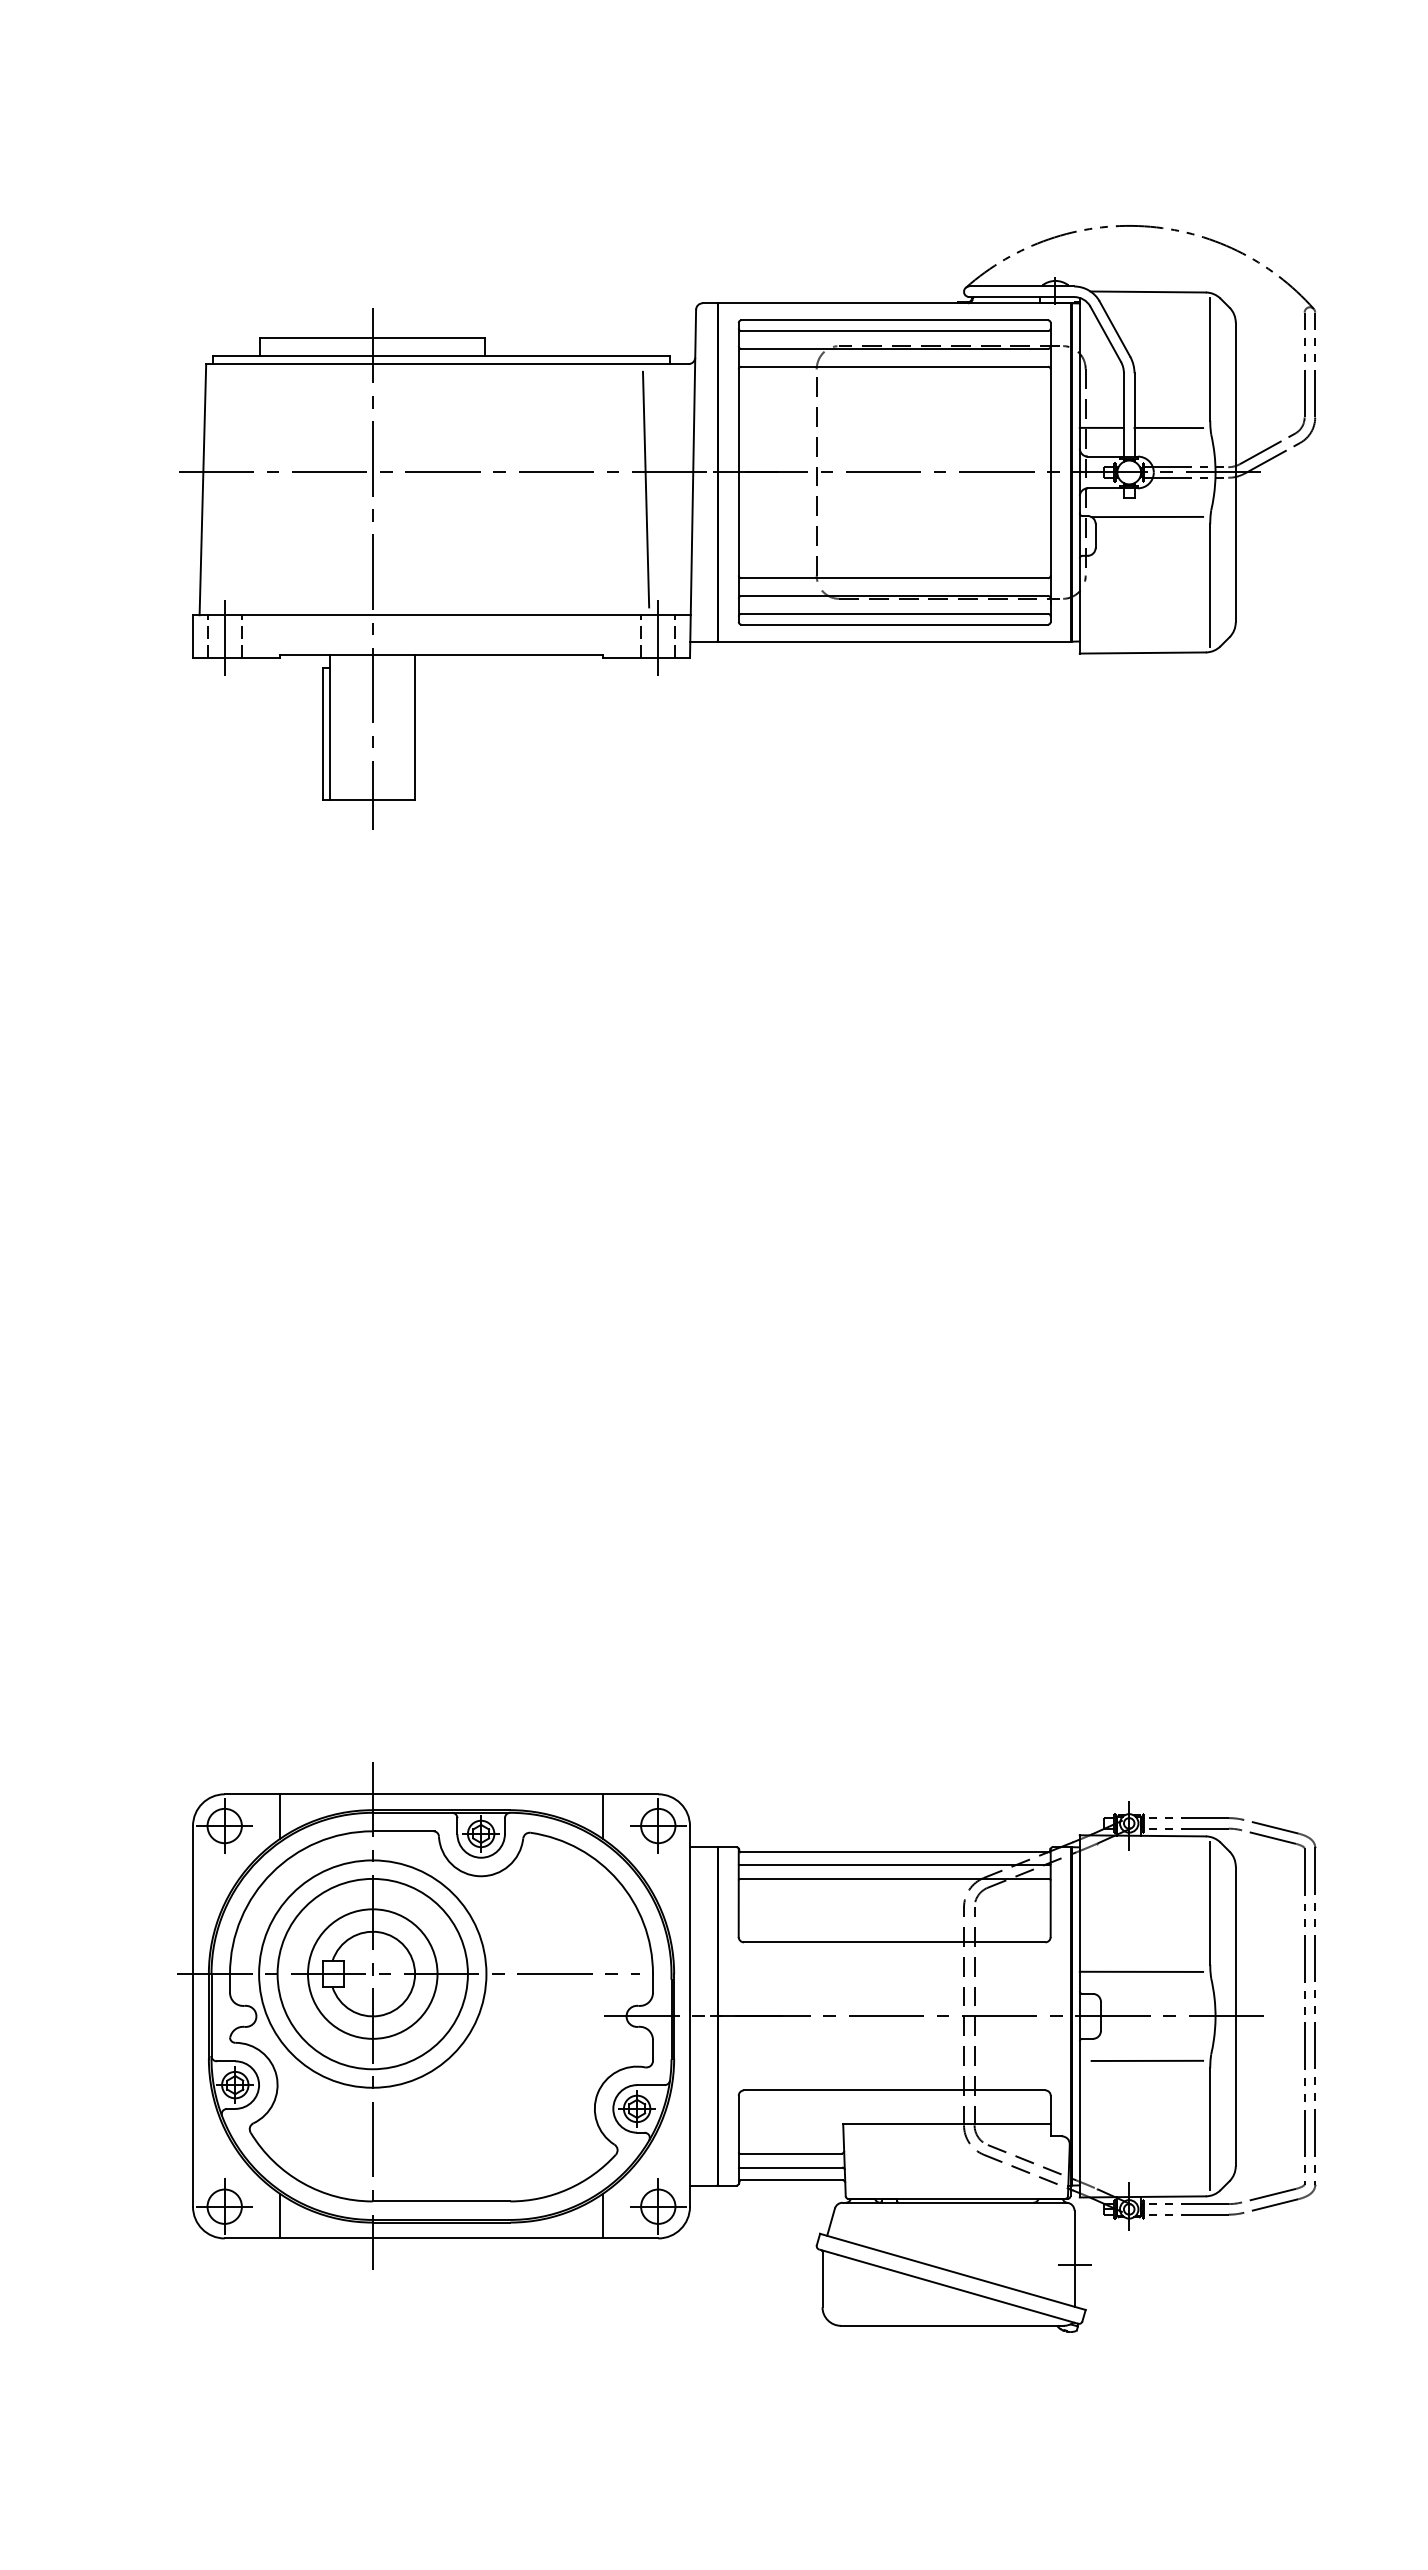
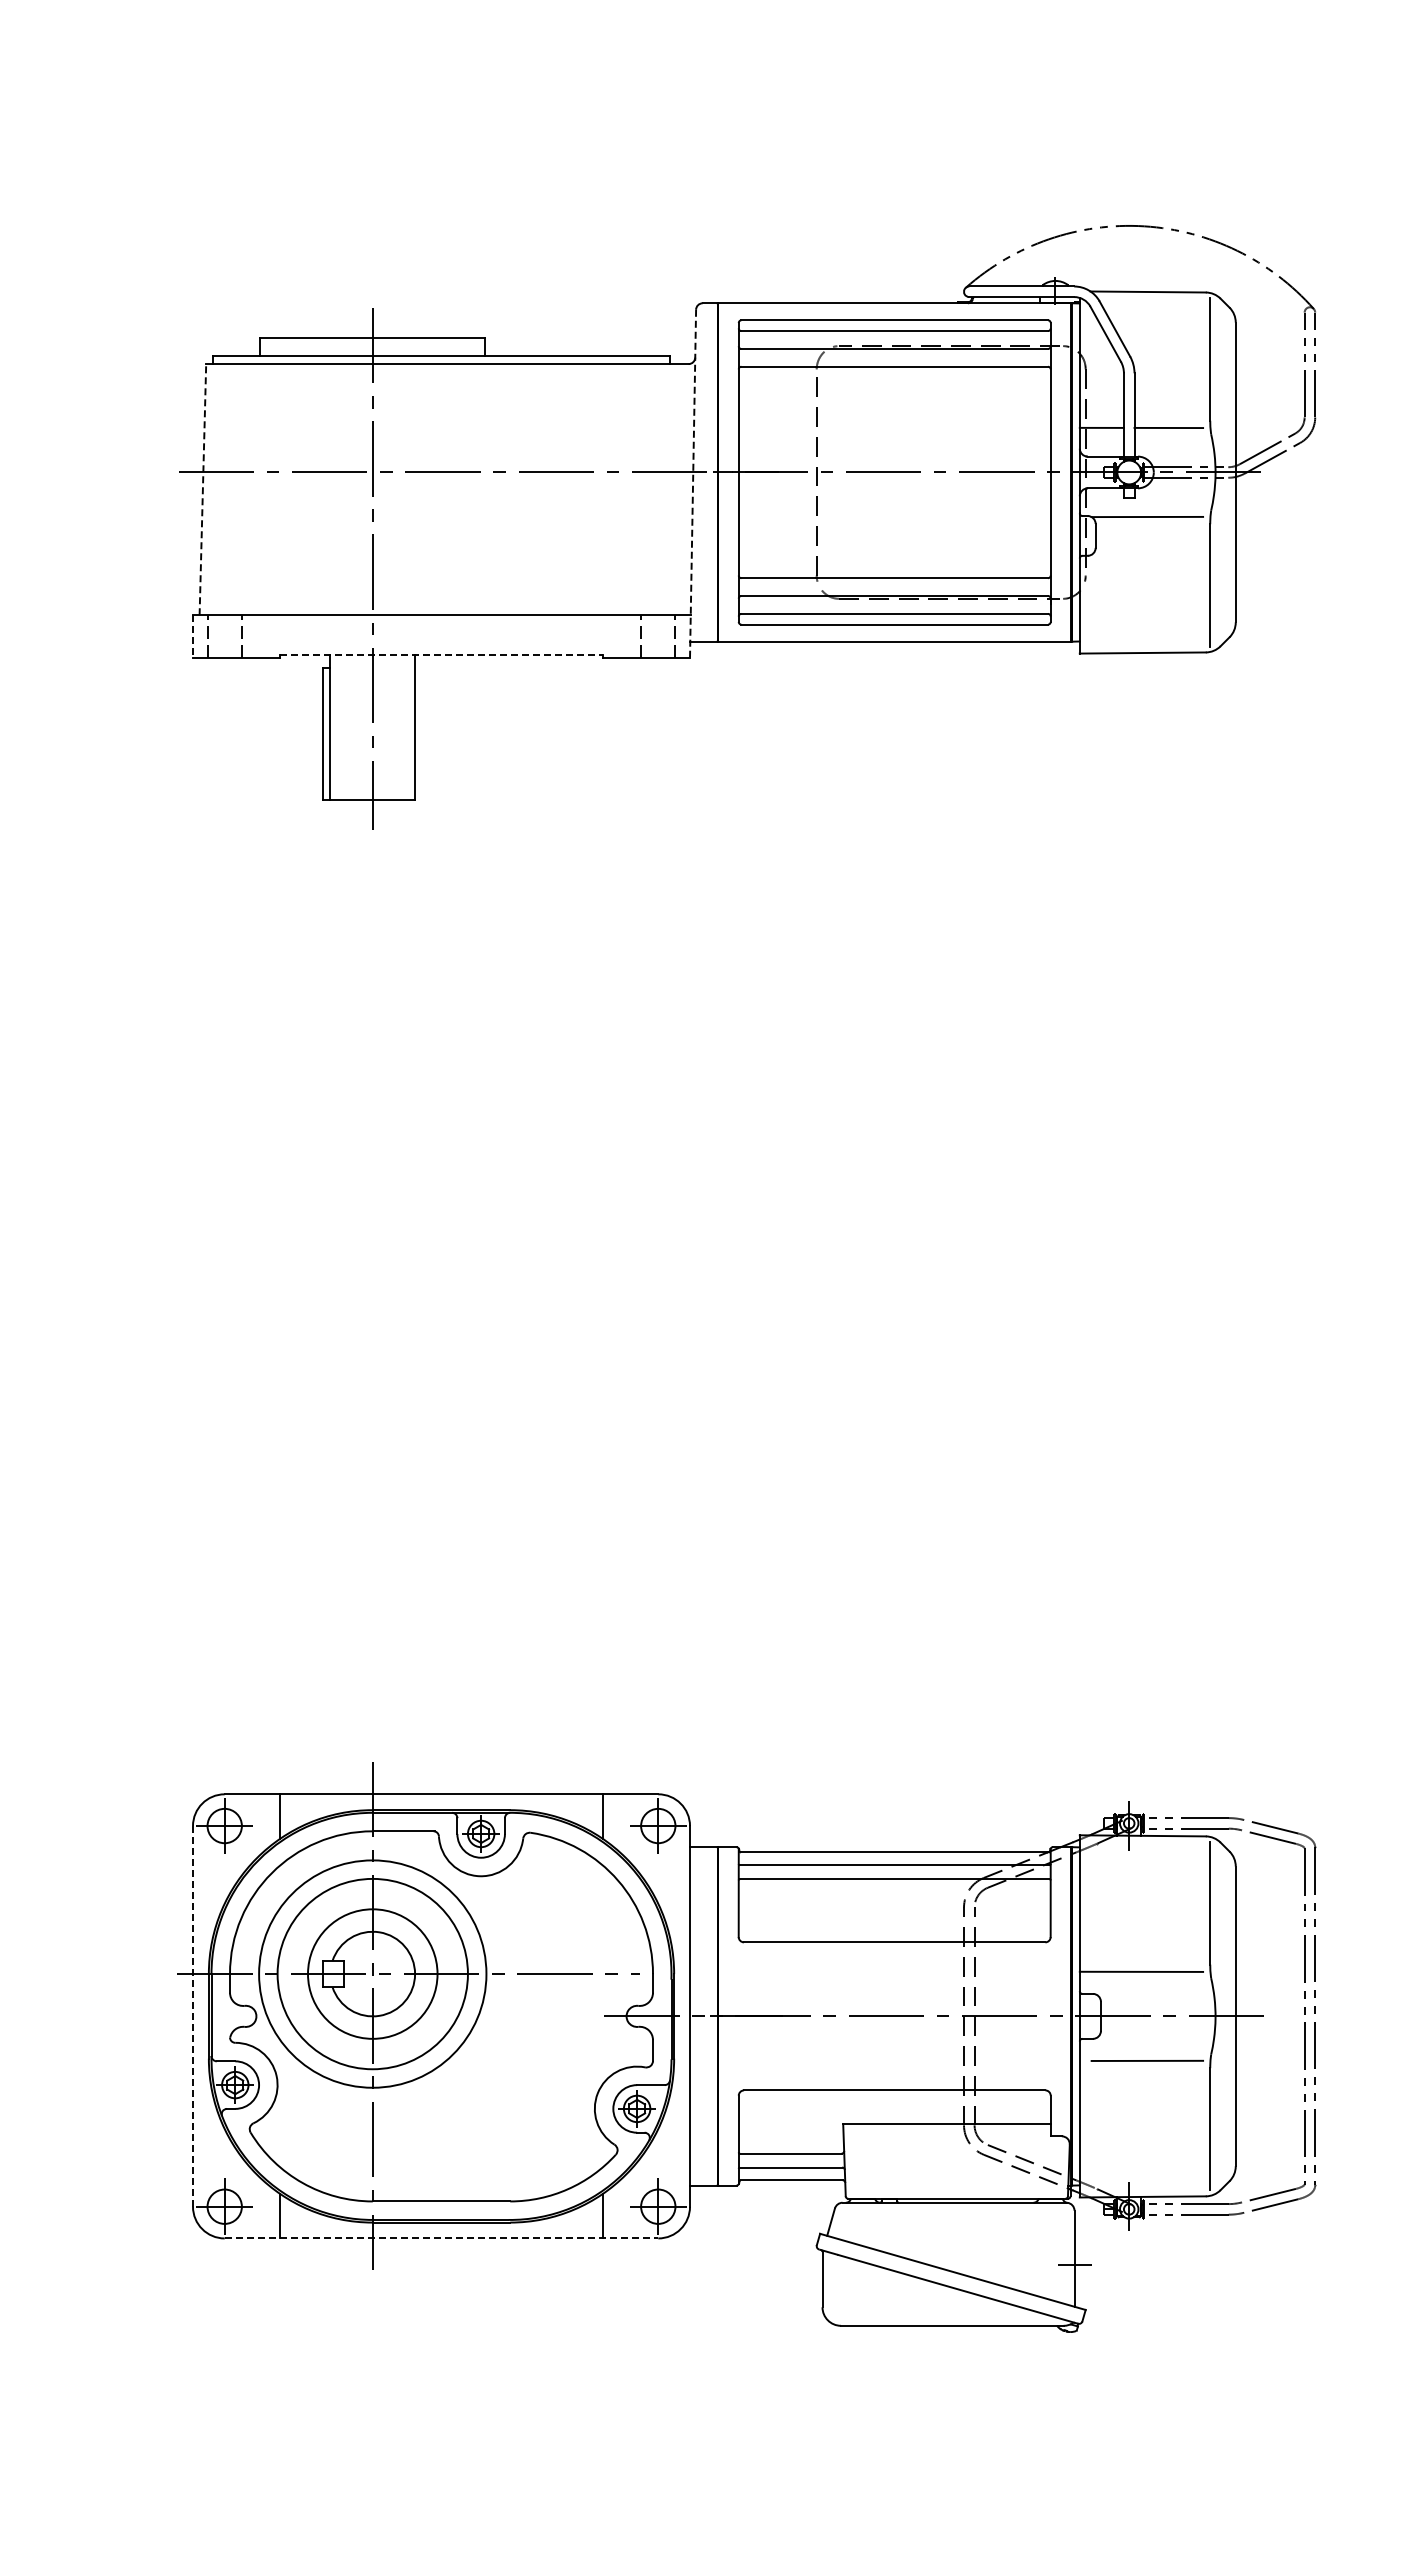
line: solid -> dashed (693, 483)
line: solid -> dashed (202, 489)
line: present -> none (645, 489)
line: solid -> dashed (193, 636)
line: present -> none (224, 636)
line: present -> none (658, 636)
line: solid -> dashed (442, 654)
line: solid -> dashed (193, 2015)
line: solid -> dashed (441, 2238)
